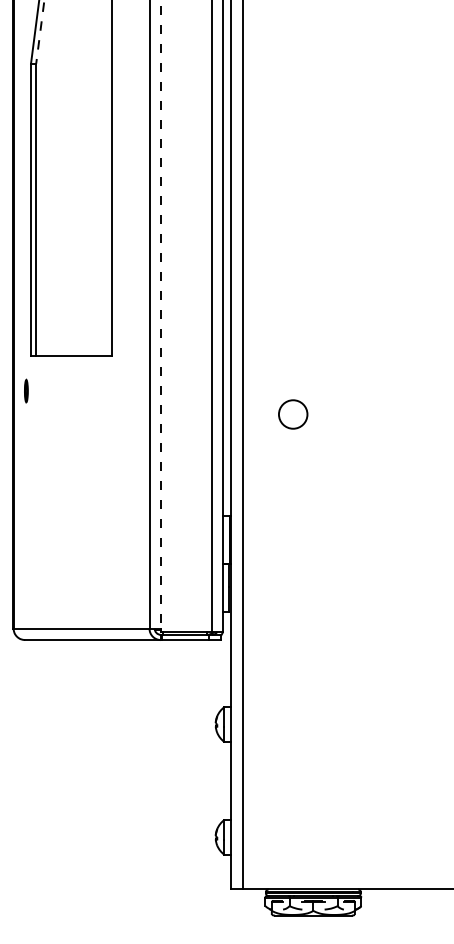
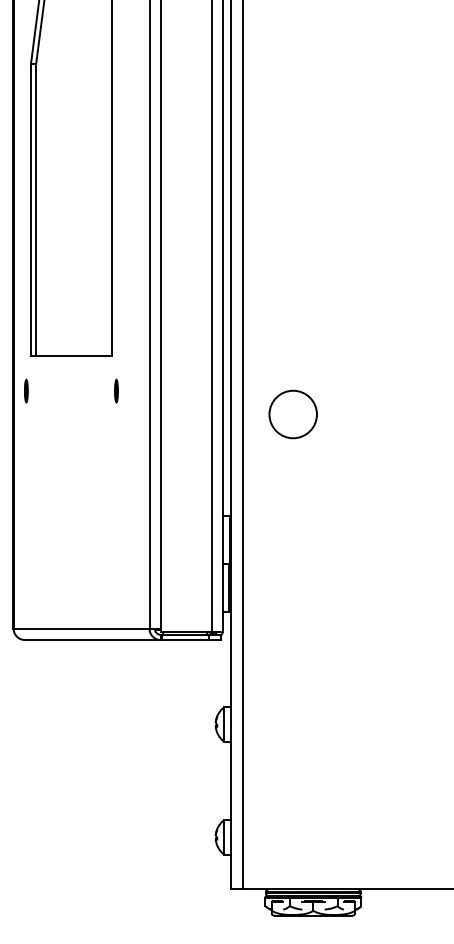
line: dashed -> solid (40, 31)
line: dashed -> solid (160, 314)
line: none -> present (116, 390)
circle diameter: 28 px -> 47 px (292, 414)
